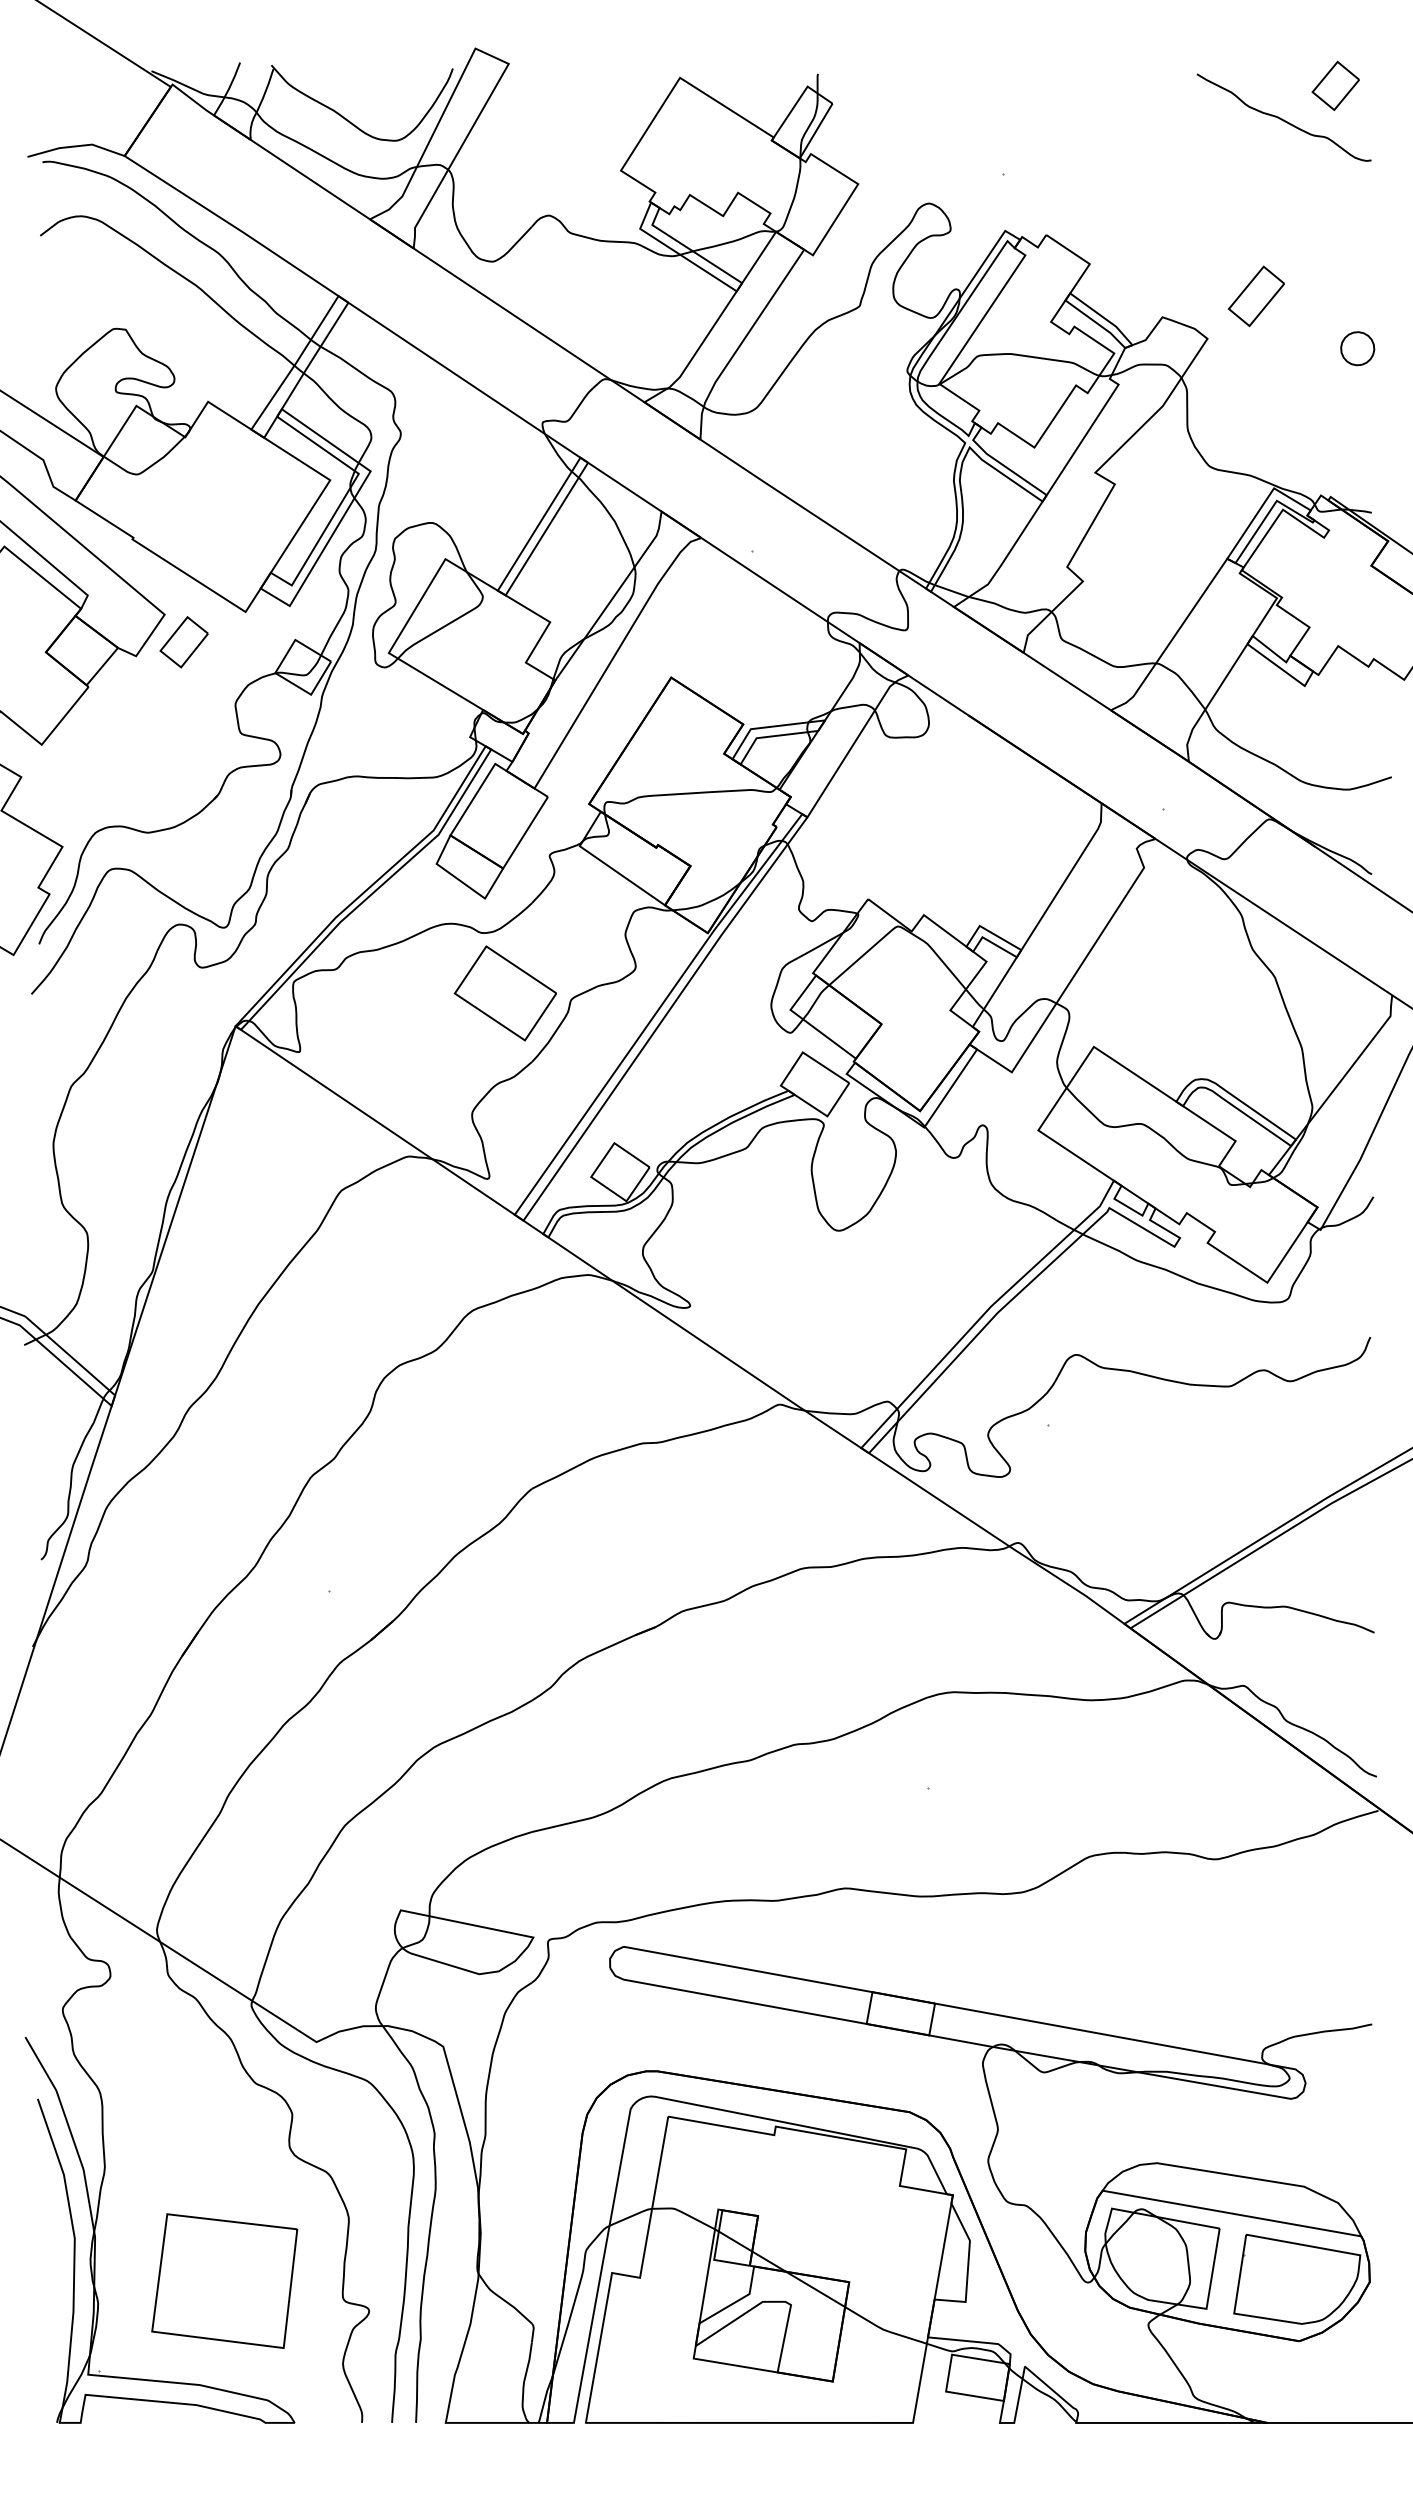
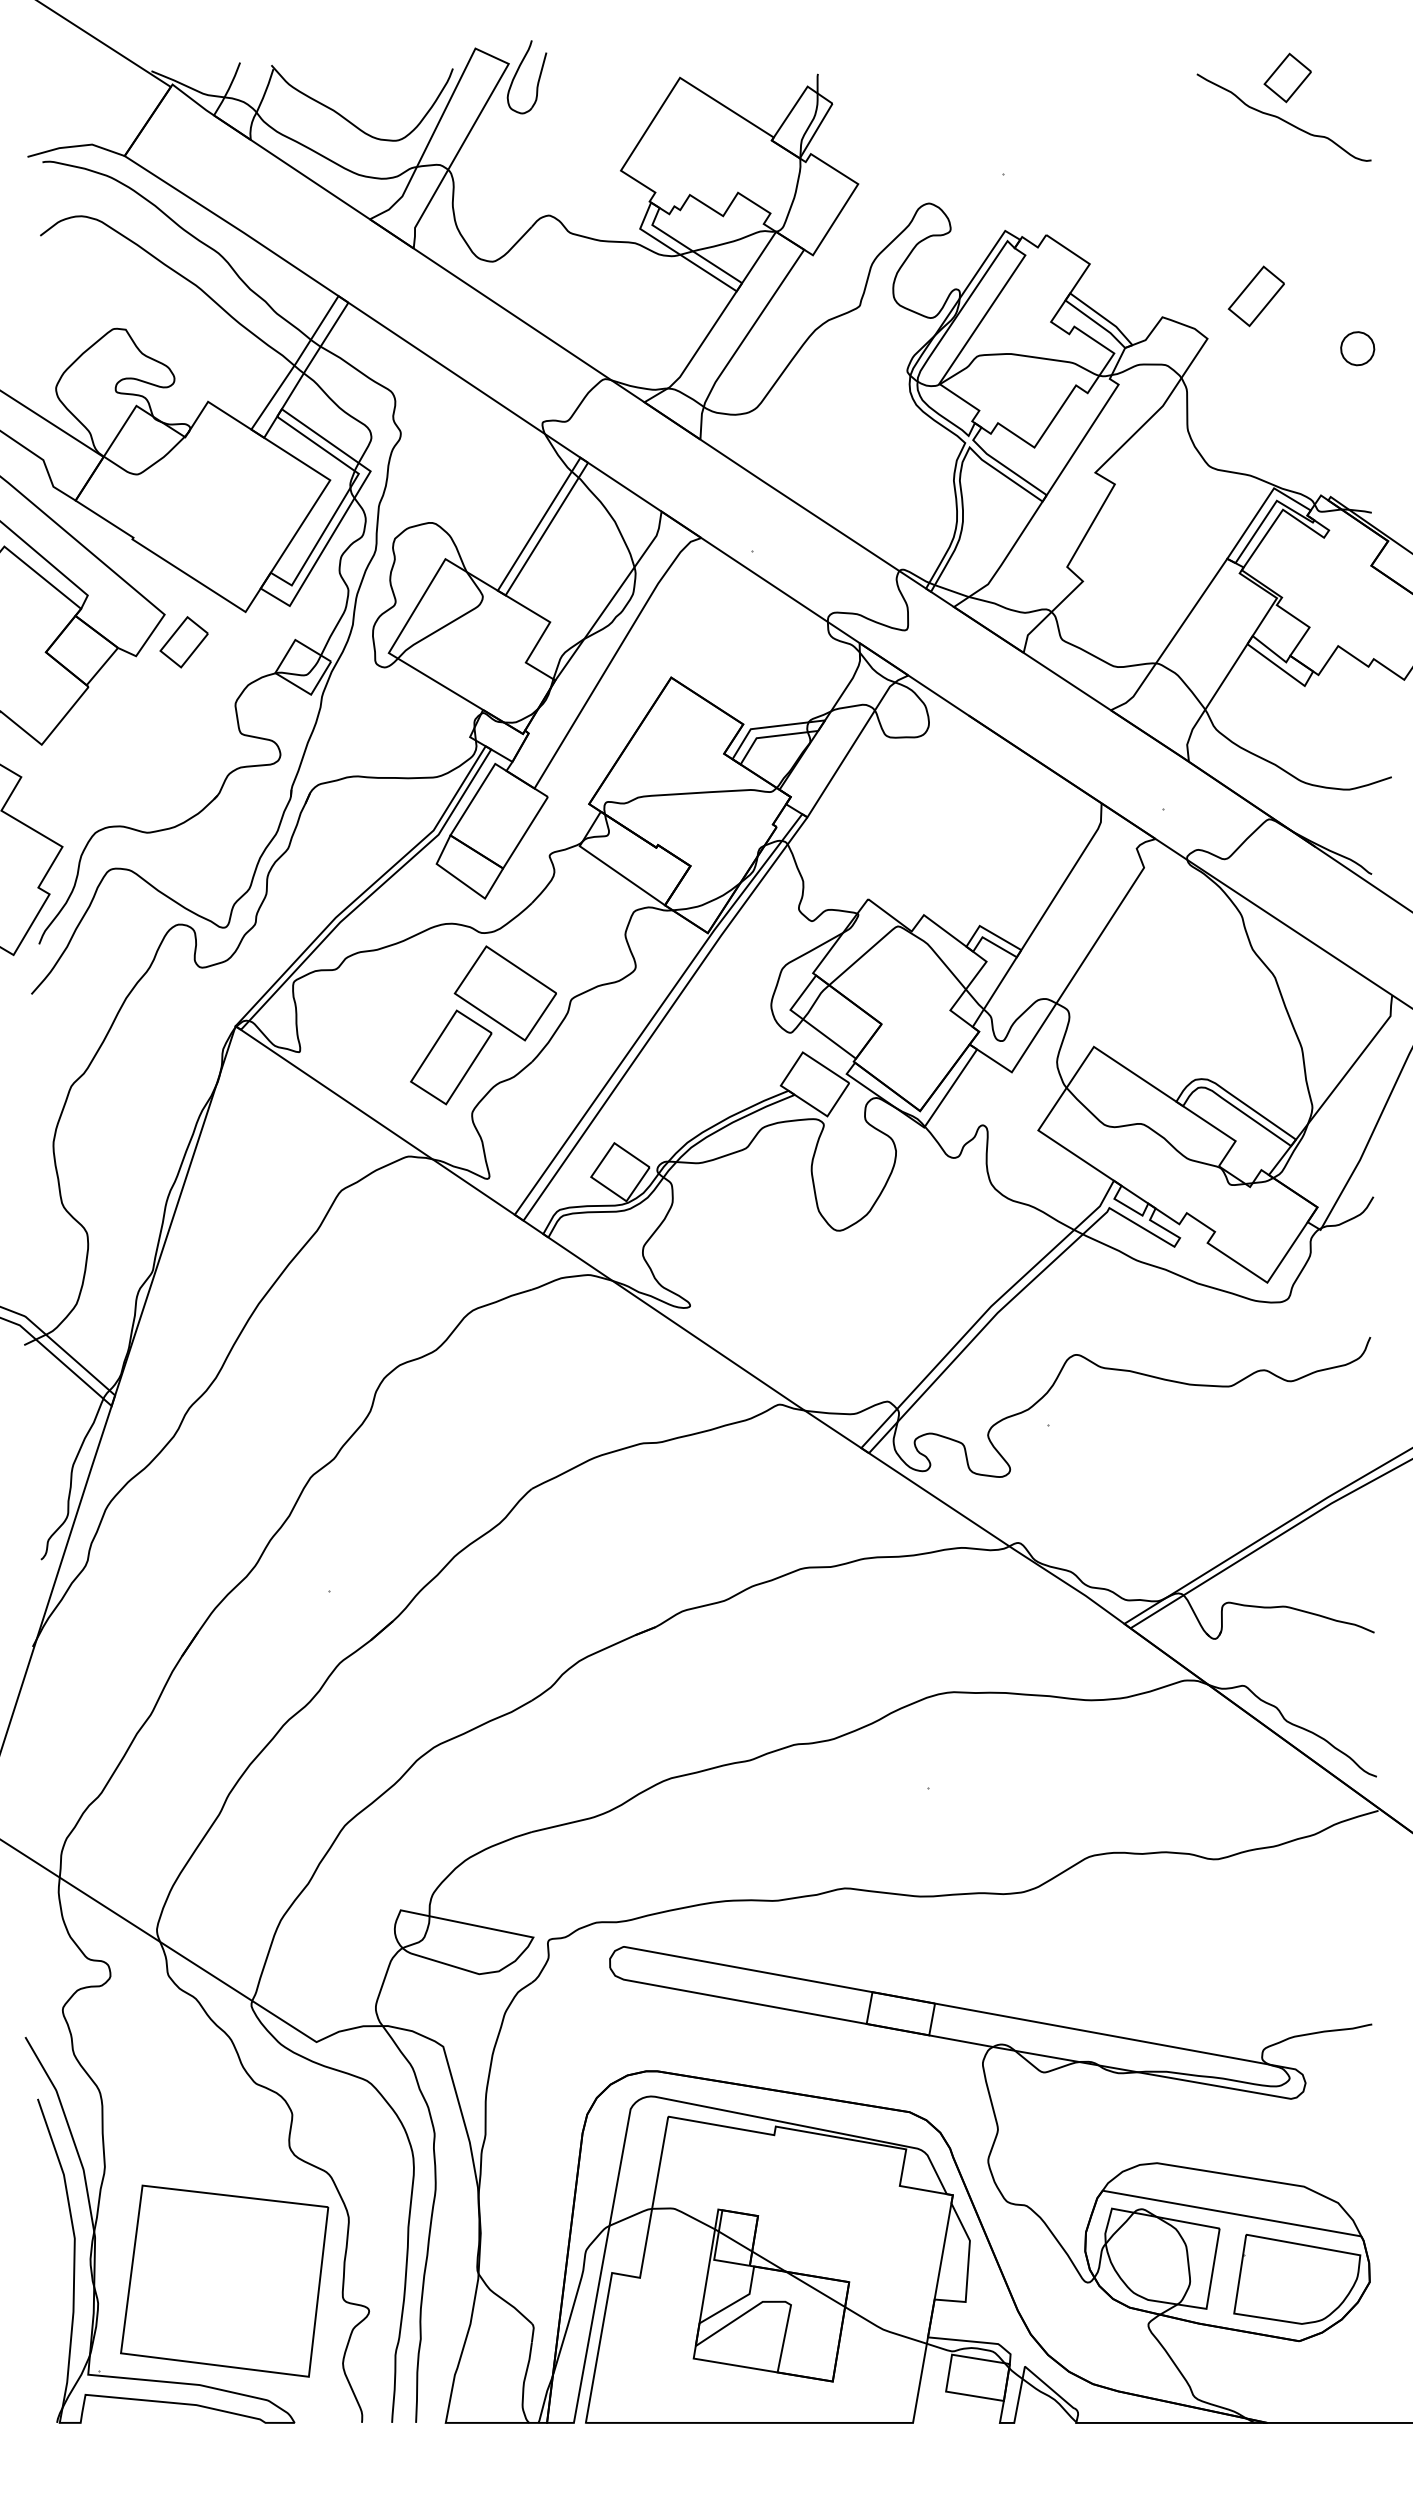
part: none -> present (517, 73)
part position: (1335, 85) -> (1287, 77) (1287, 77)
part: none -> present (451, 1057)
part size: 148x136 px -> 210x194 px (224, 2280)
